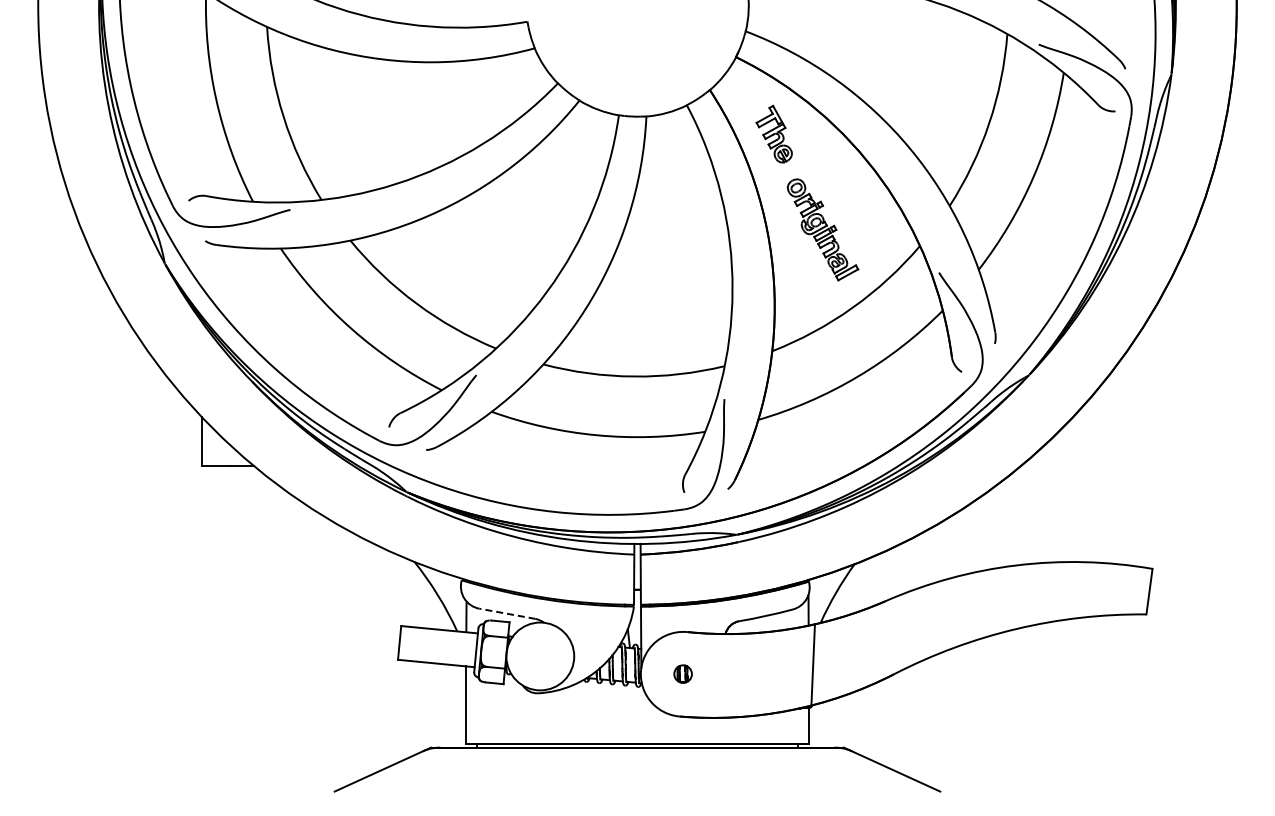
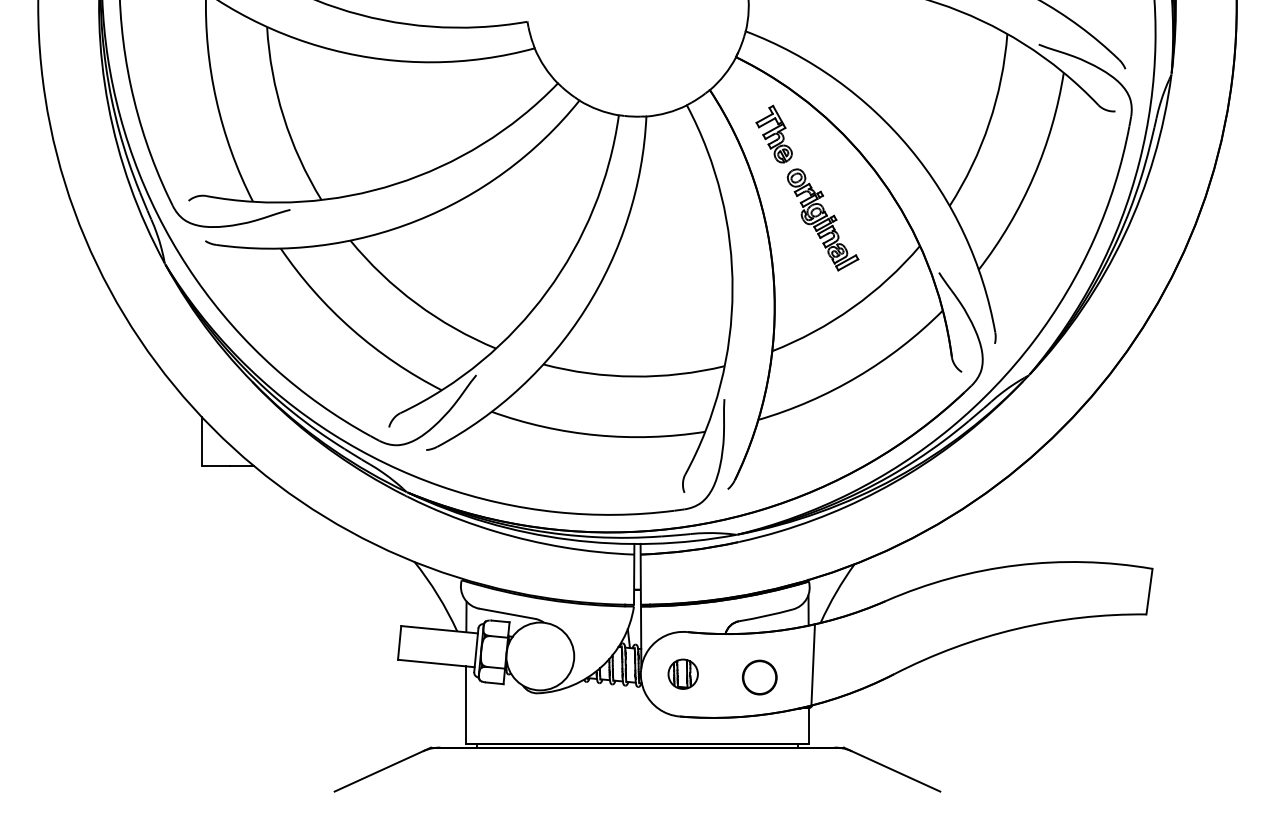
part position: (822, 229) -> (822, 219) (822, 219)
line: dashed -> solid (507, 613)
part size: 20x20 px -> 32x32 px (682, 673)
part: none -> present (759, 677)
